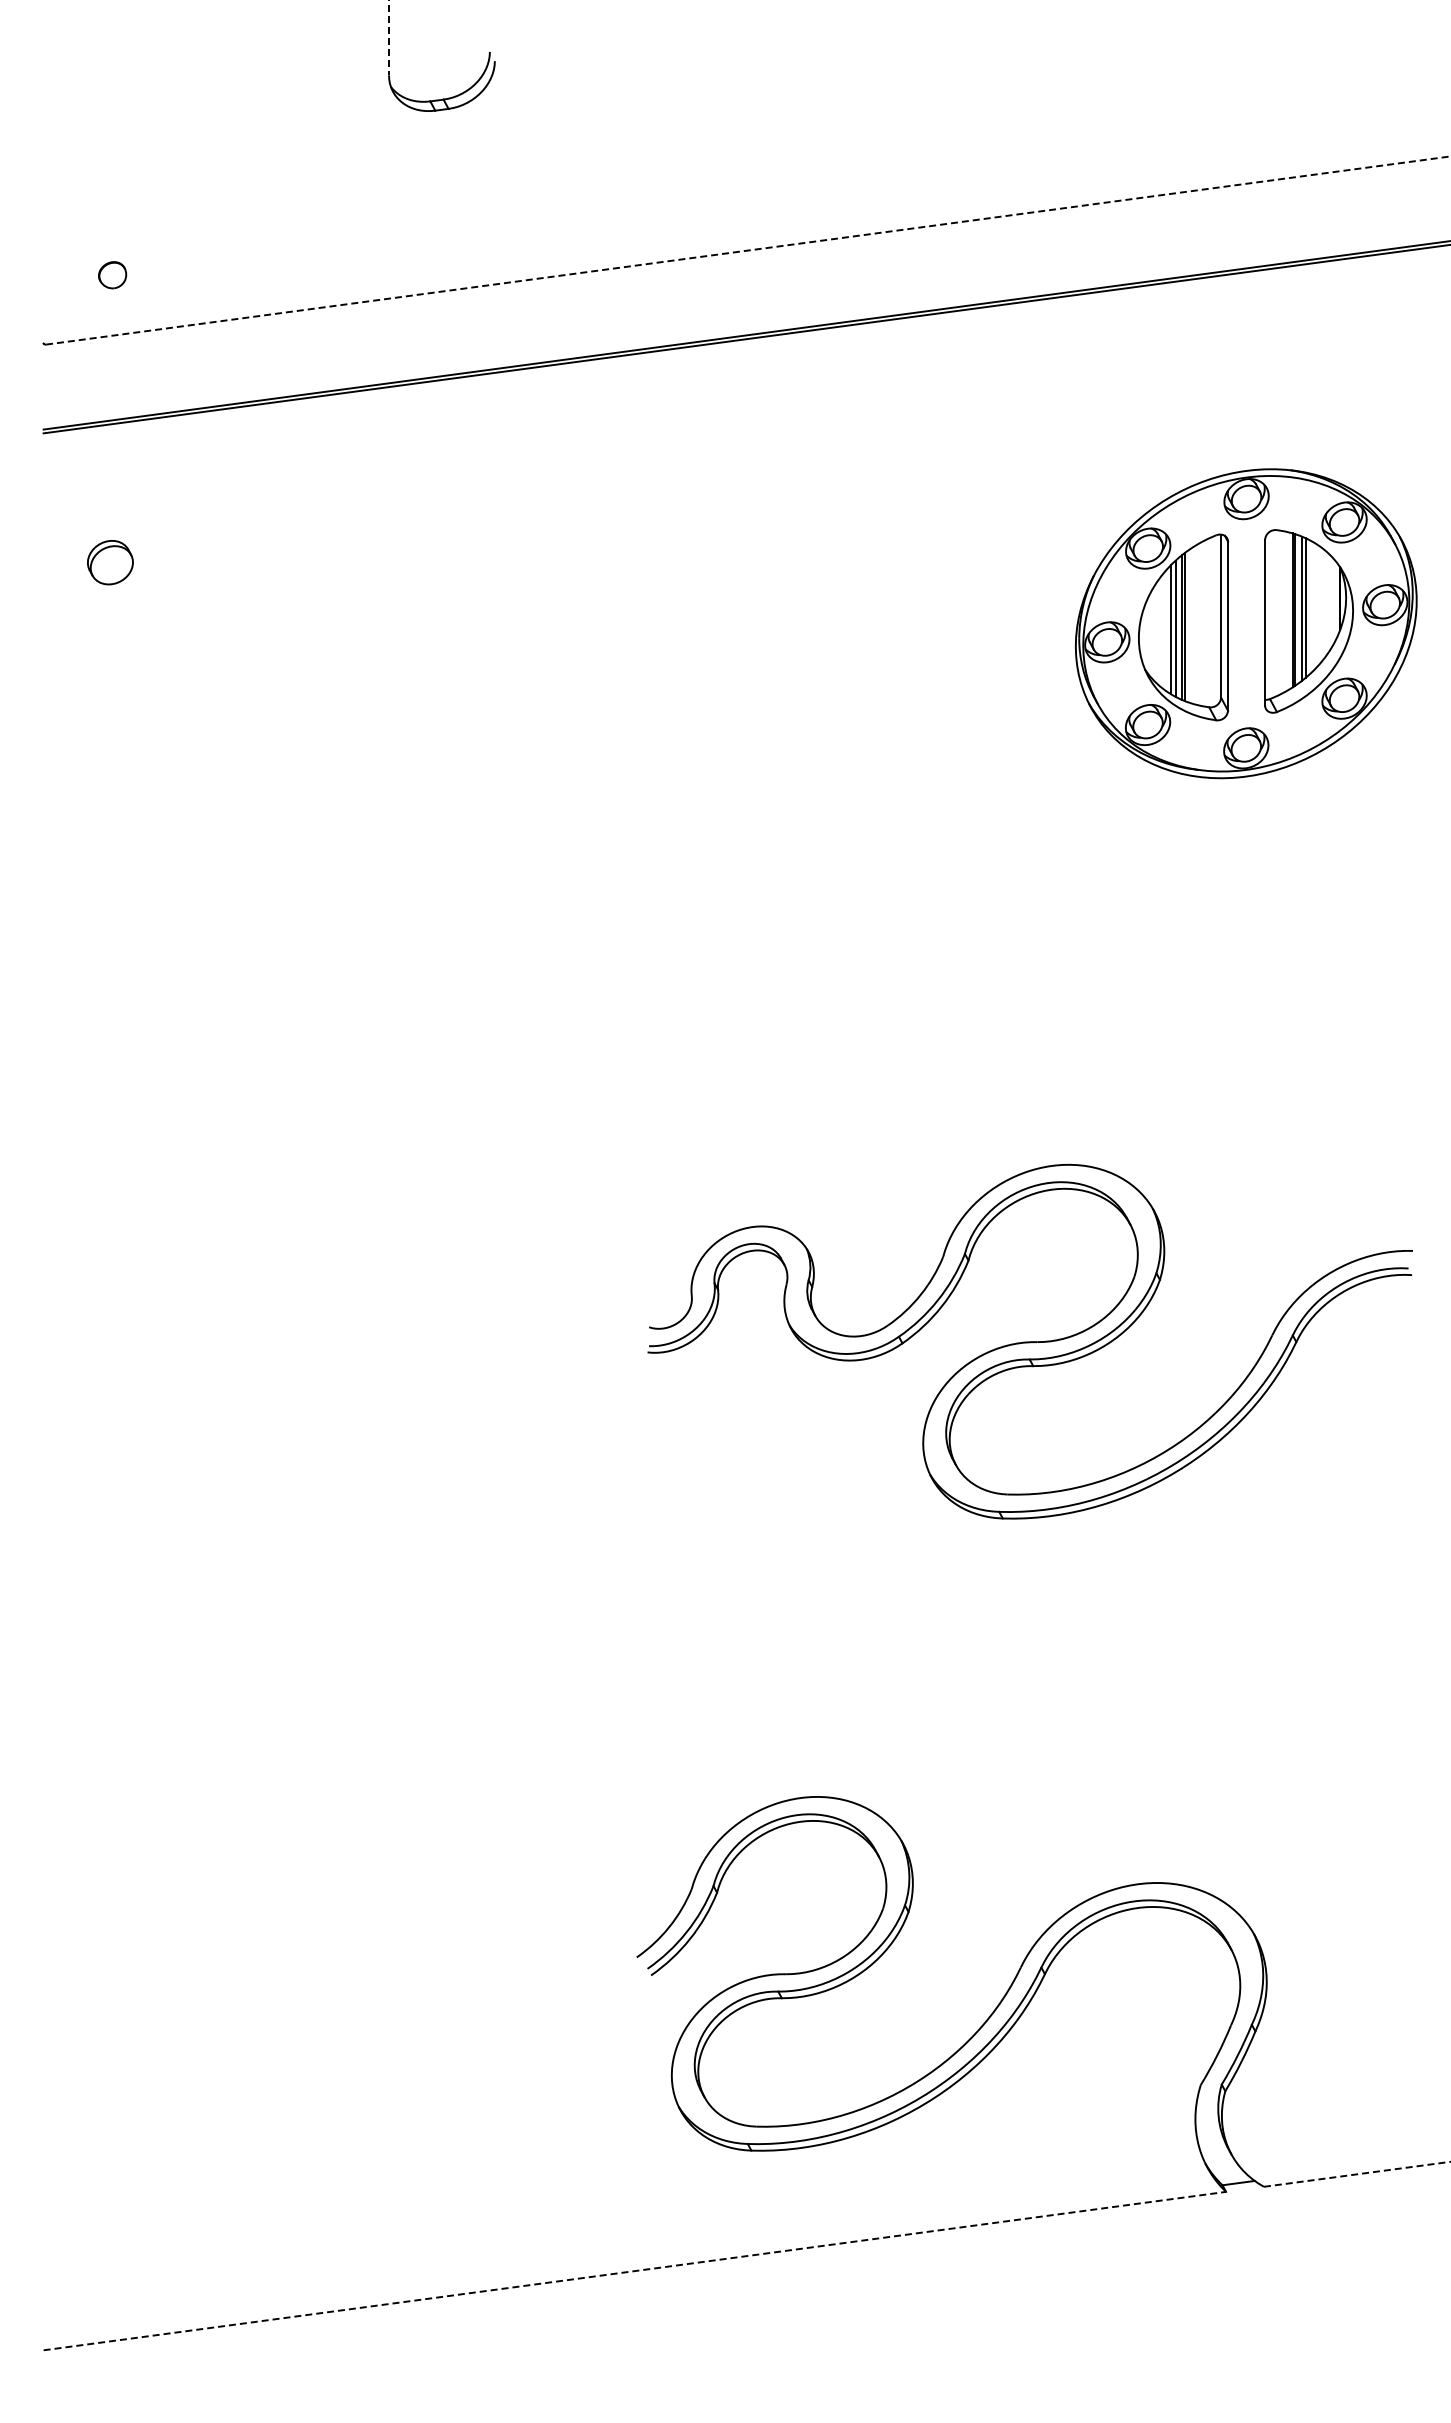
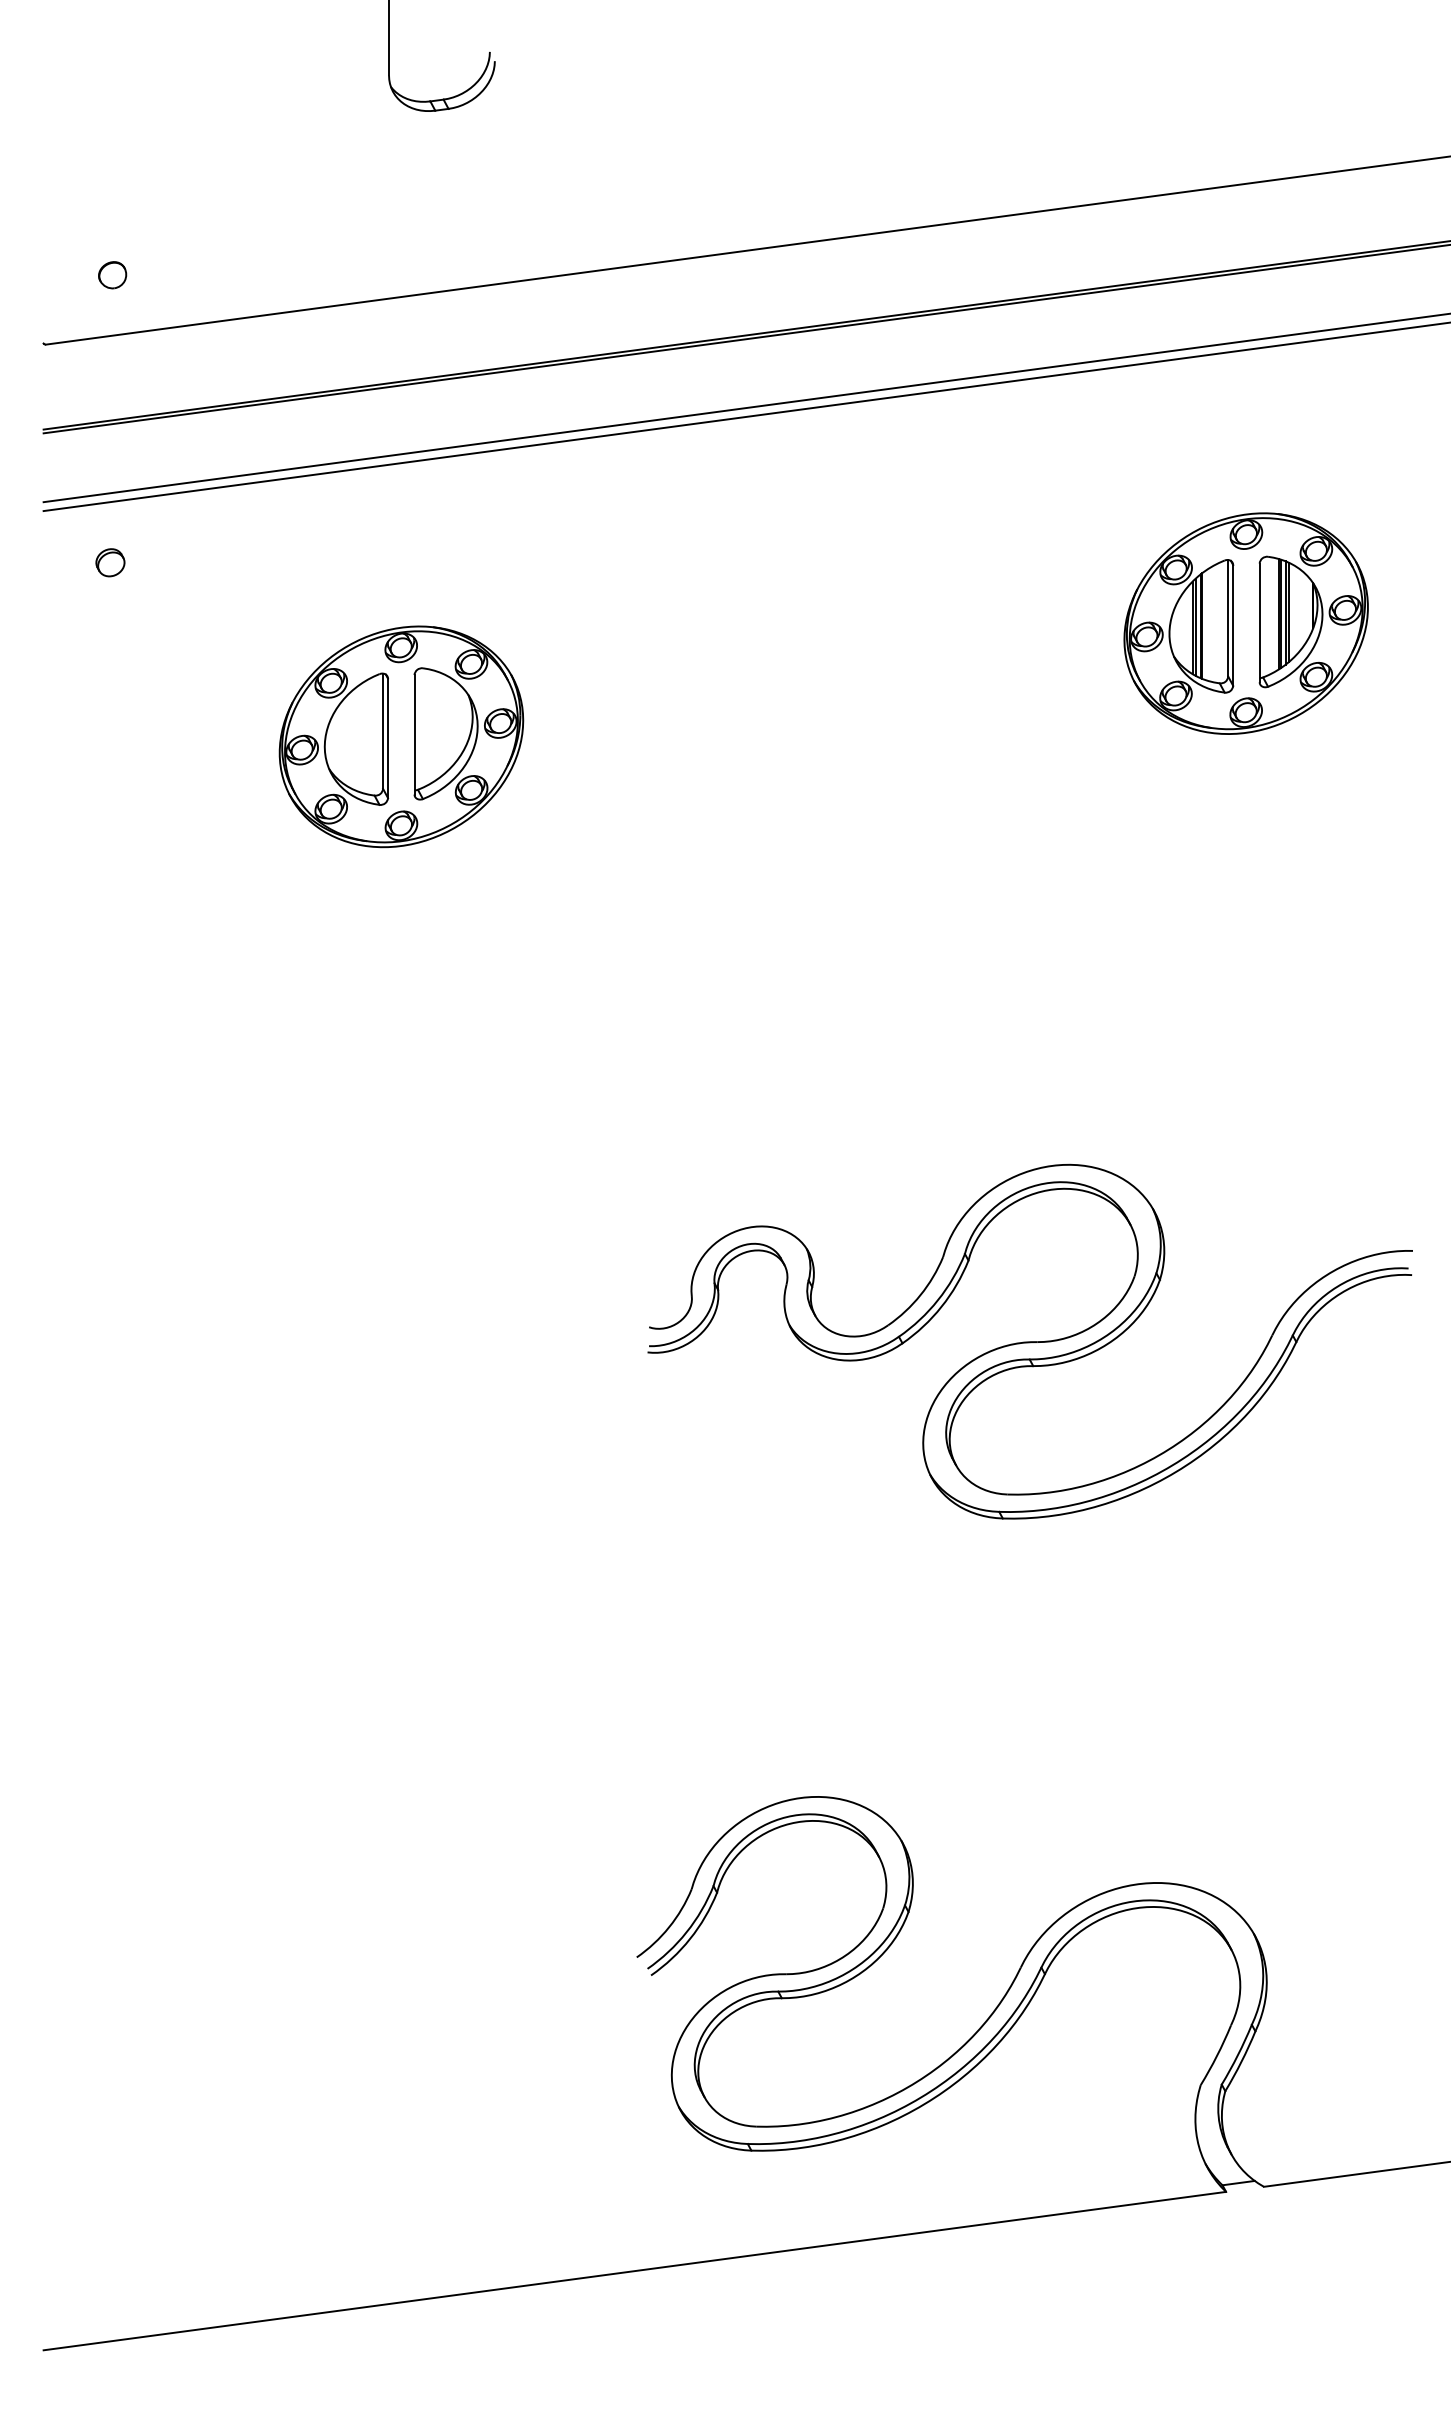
line: dashed -> solid (389, 38)
line: dashed -> solid (748, 250)
line: none -> present (745, 408)
line: none -> present (745, 417)
part size: 47x46 px -> 31x30 px (110, 562)
part size: 343x312 px -> 246x223 px (1245, 623)
part: none -> present (401, 736)
line: dashed -> solid (1357, 2174)
line: dashed -> solid (634, 2271)
